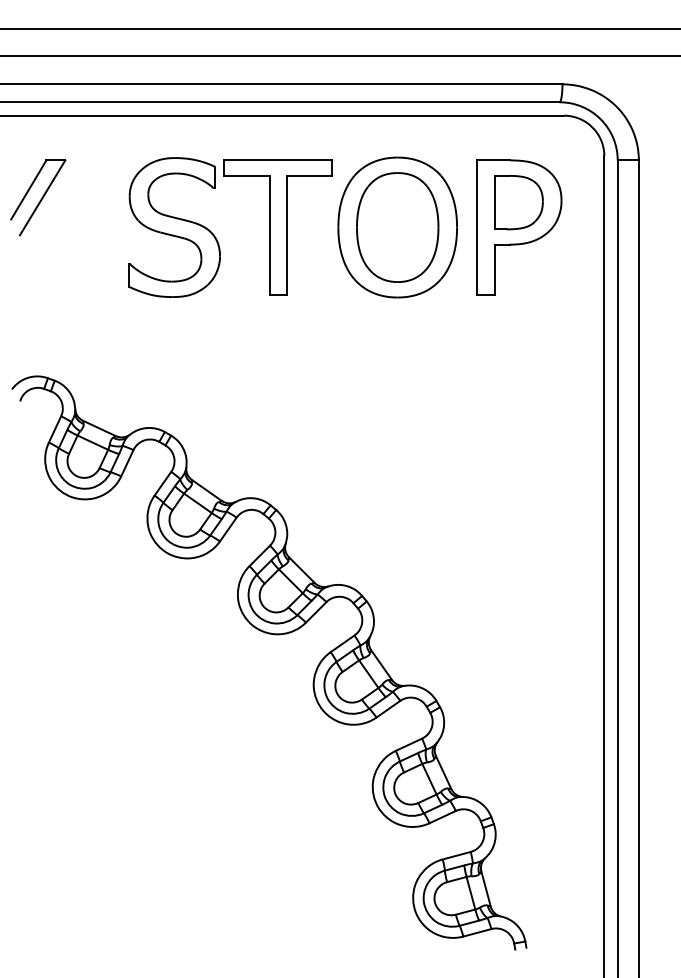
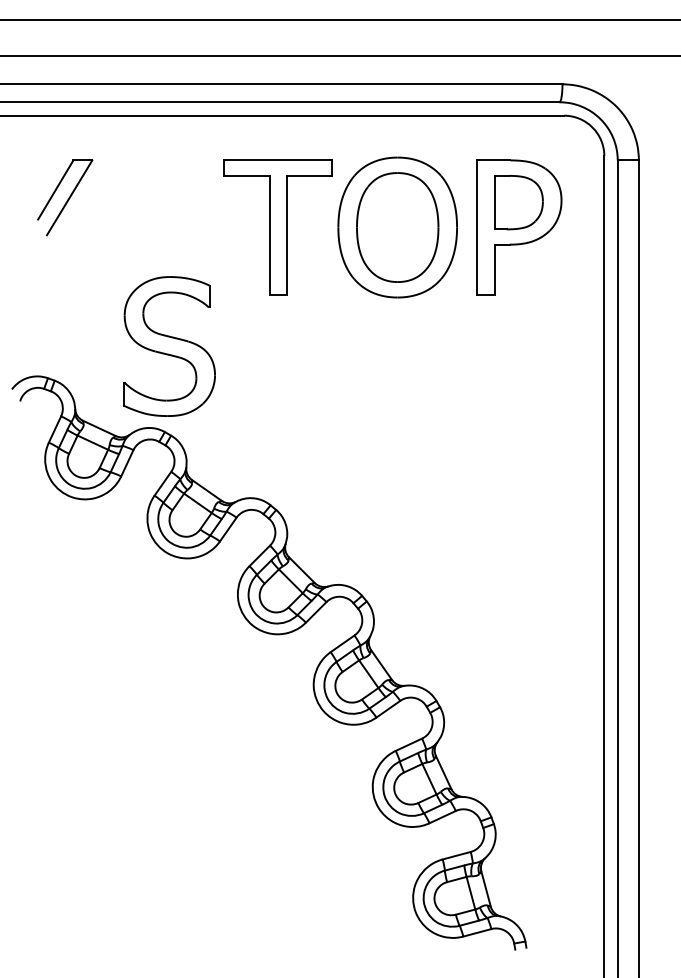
line position: (339, 29) -> (339, 20) (339, 20)
part position: (38, 197) -> (65, 197) (65, 197)
part position: (174, 227) -> (169, 346) (169, 346)
